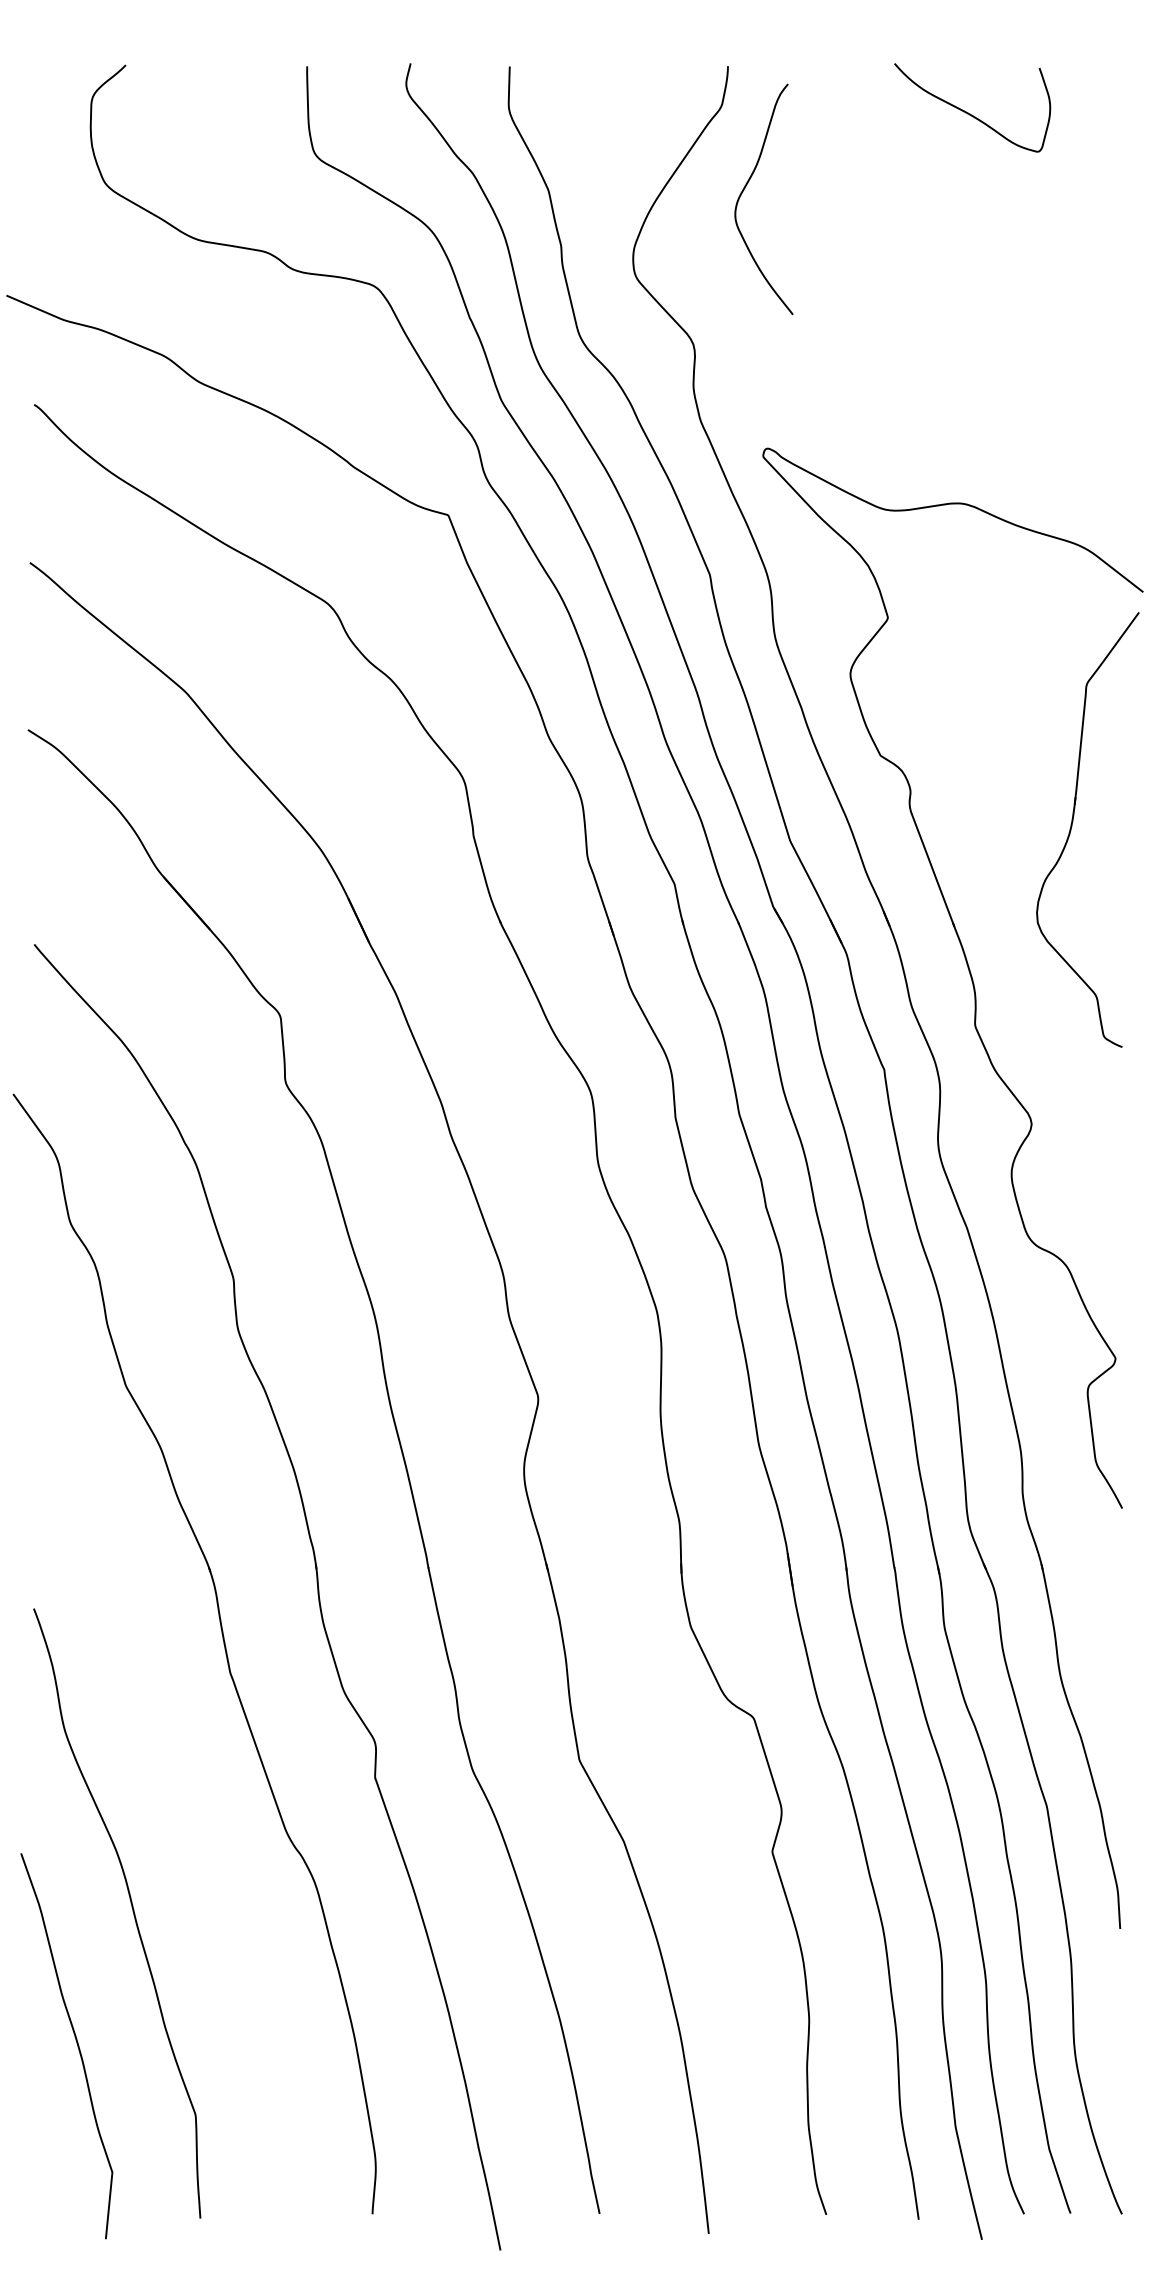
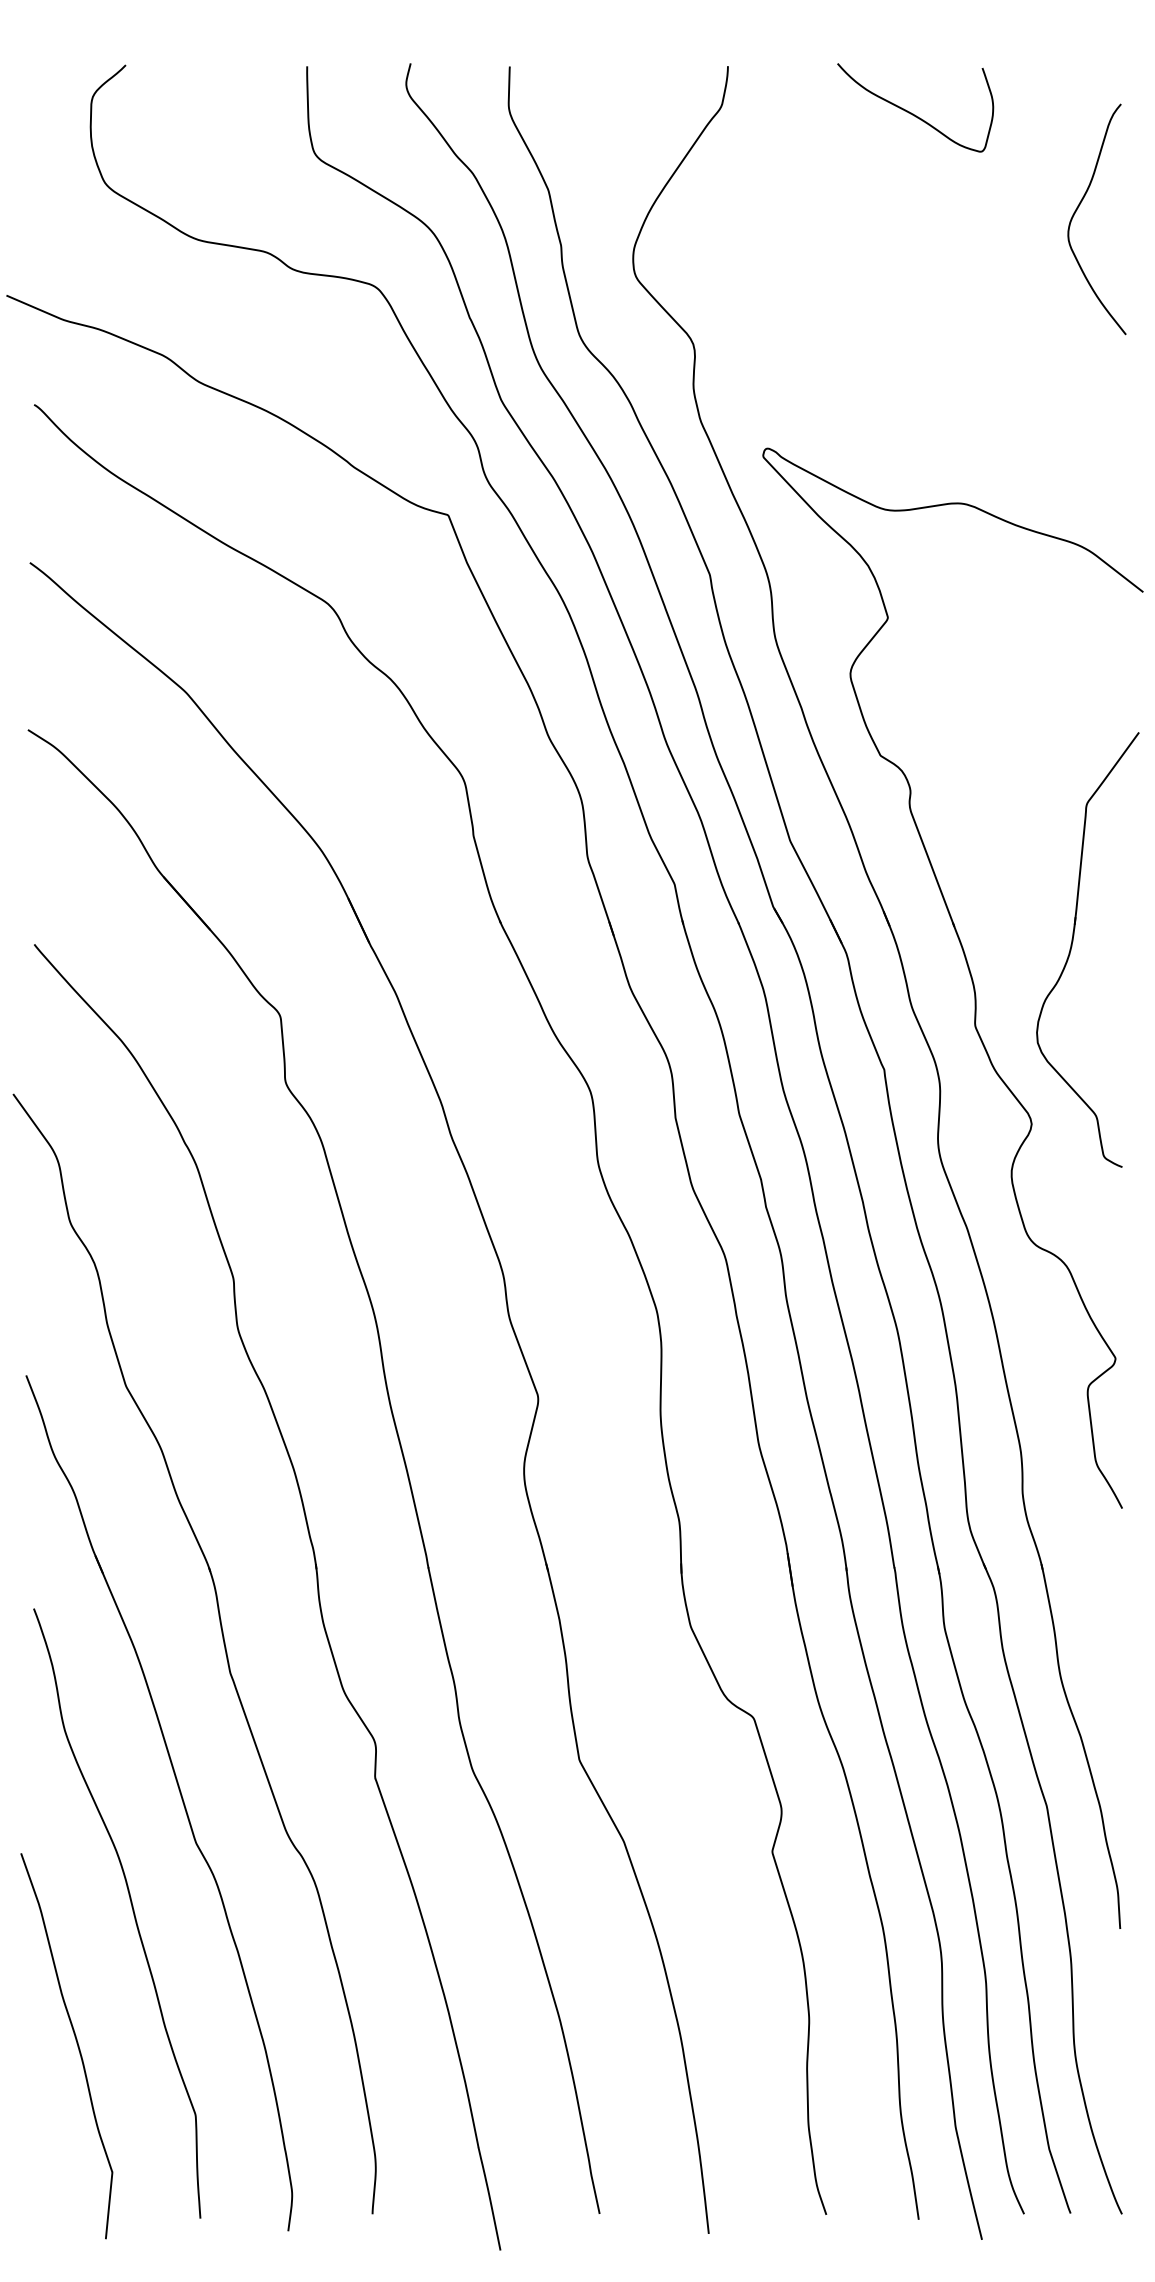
curve position: (970, 113) -> (913, 113) (913, 113)
curve position: (744, 190) -> (1077, 210) (1077, 210)
part position: (1072, 826) -> (1072, 946) (1072, 946)
part: none -> present (180, 1796)
